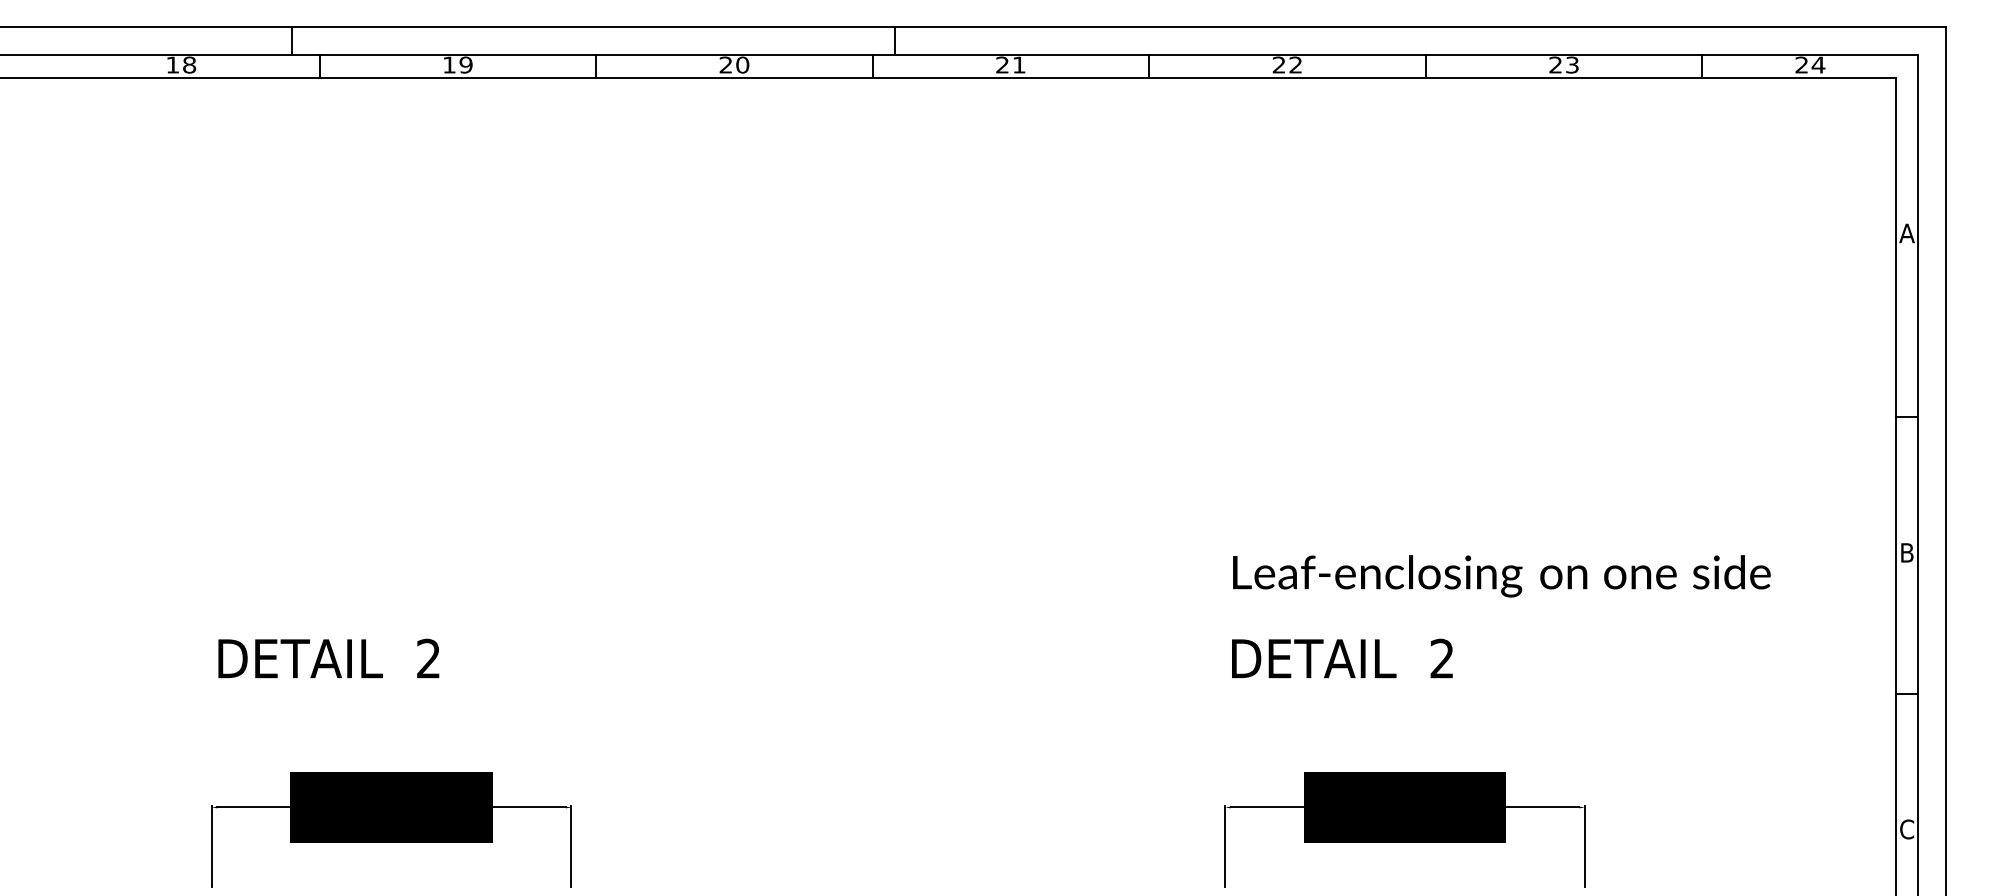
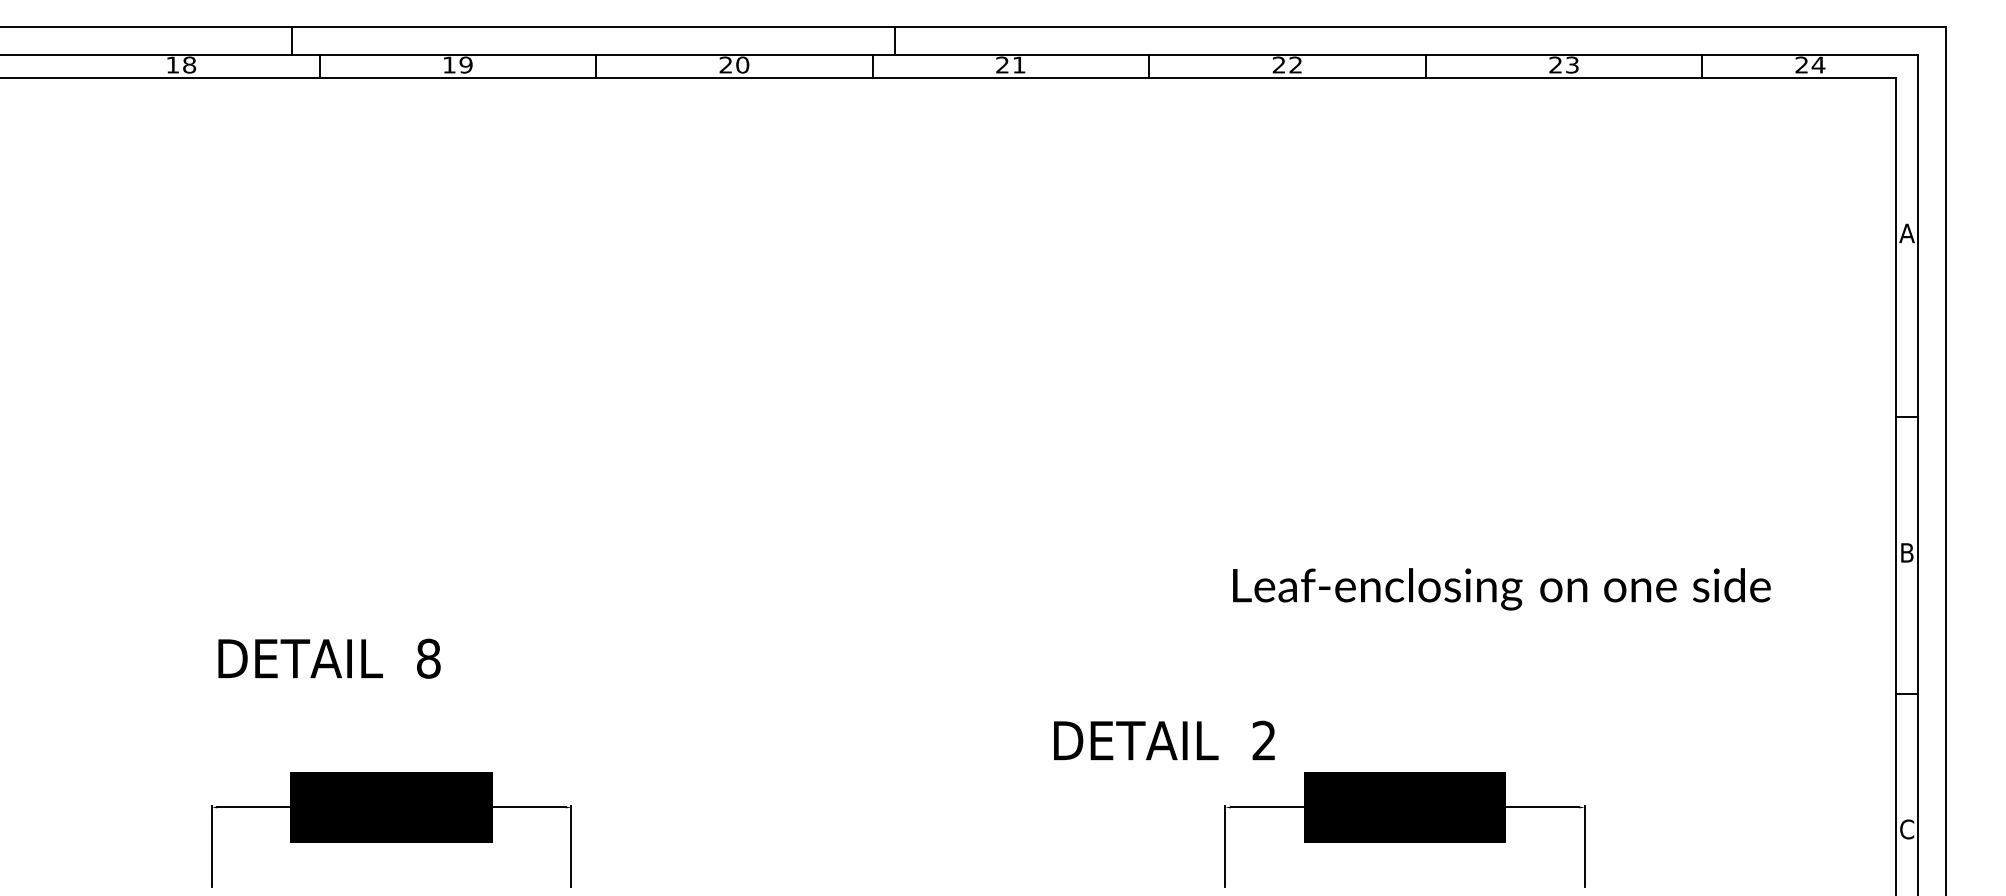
text position: (1501, 576) -> (1501, 589) (1501, 589)
text: 2 -> 8 (428, 658)
text position: (1342, 658) -> (1164, 740) (1164, 740)
